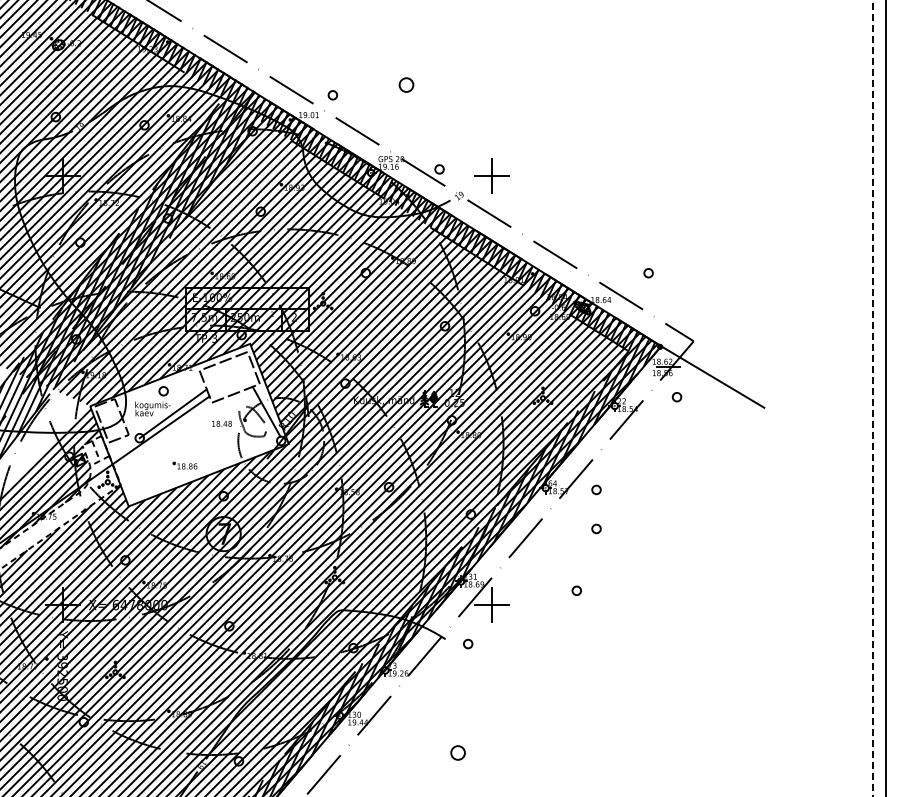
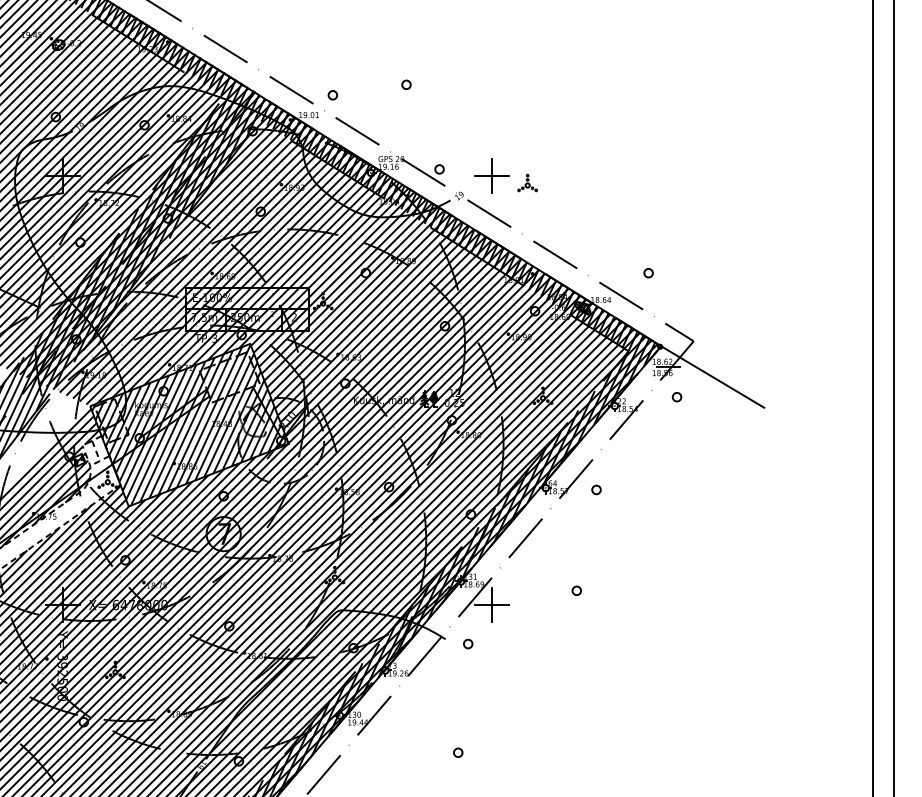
part size: 17x16 px -> 11x11 px (406, 84)
part: none -> present (527, 182)
line position: (886, 397) -> (894, 397) (894, 397)
line: dashed -> solid (872, 398)
hatch: none -> present (190, 424)
part: present -> none (596, 528)
part size: 16x16 px -> 11x11 px (458, 752)
